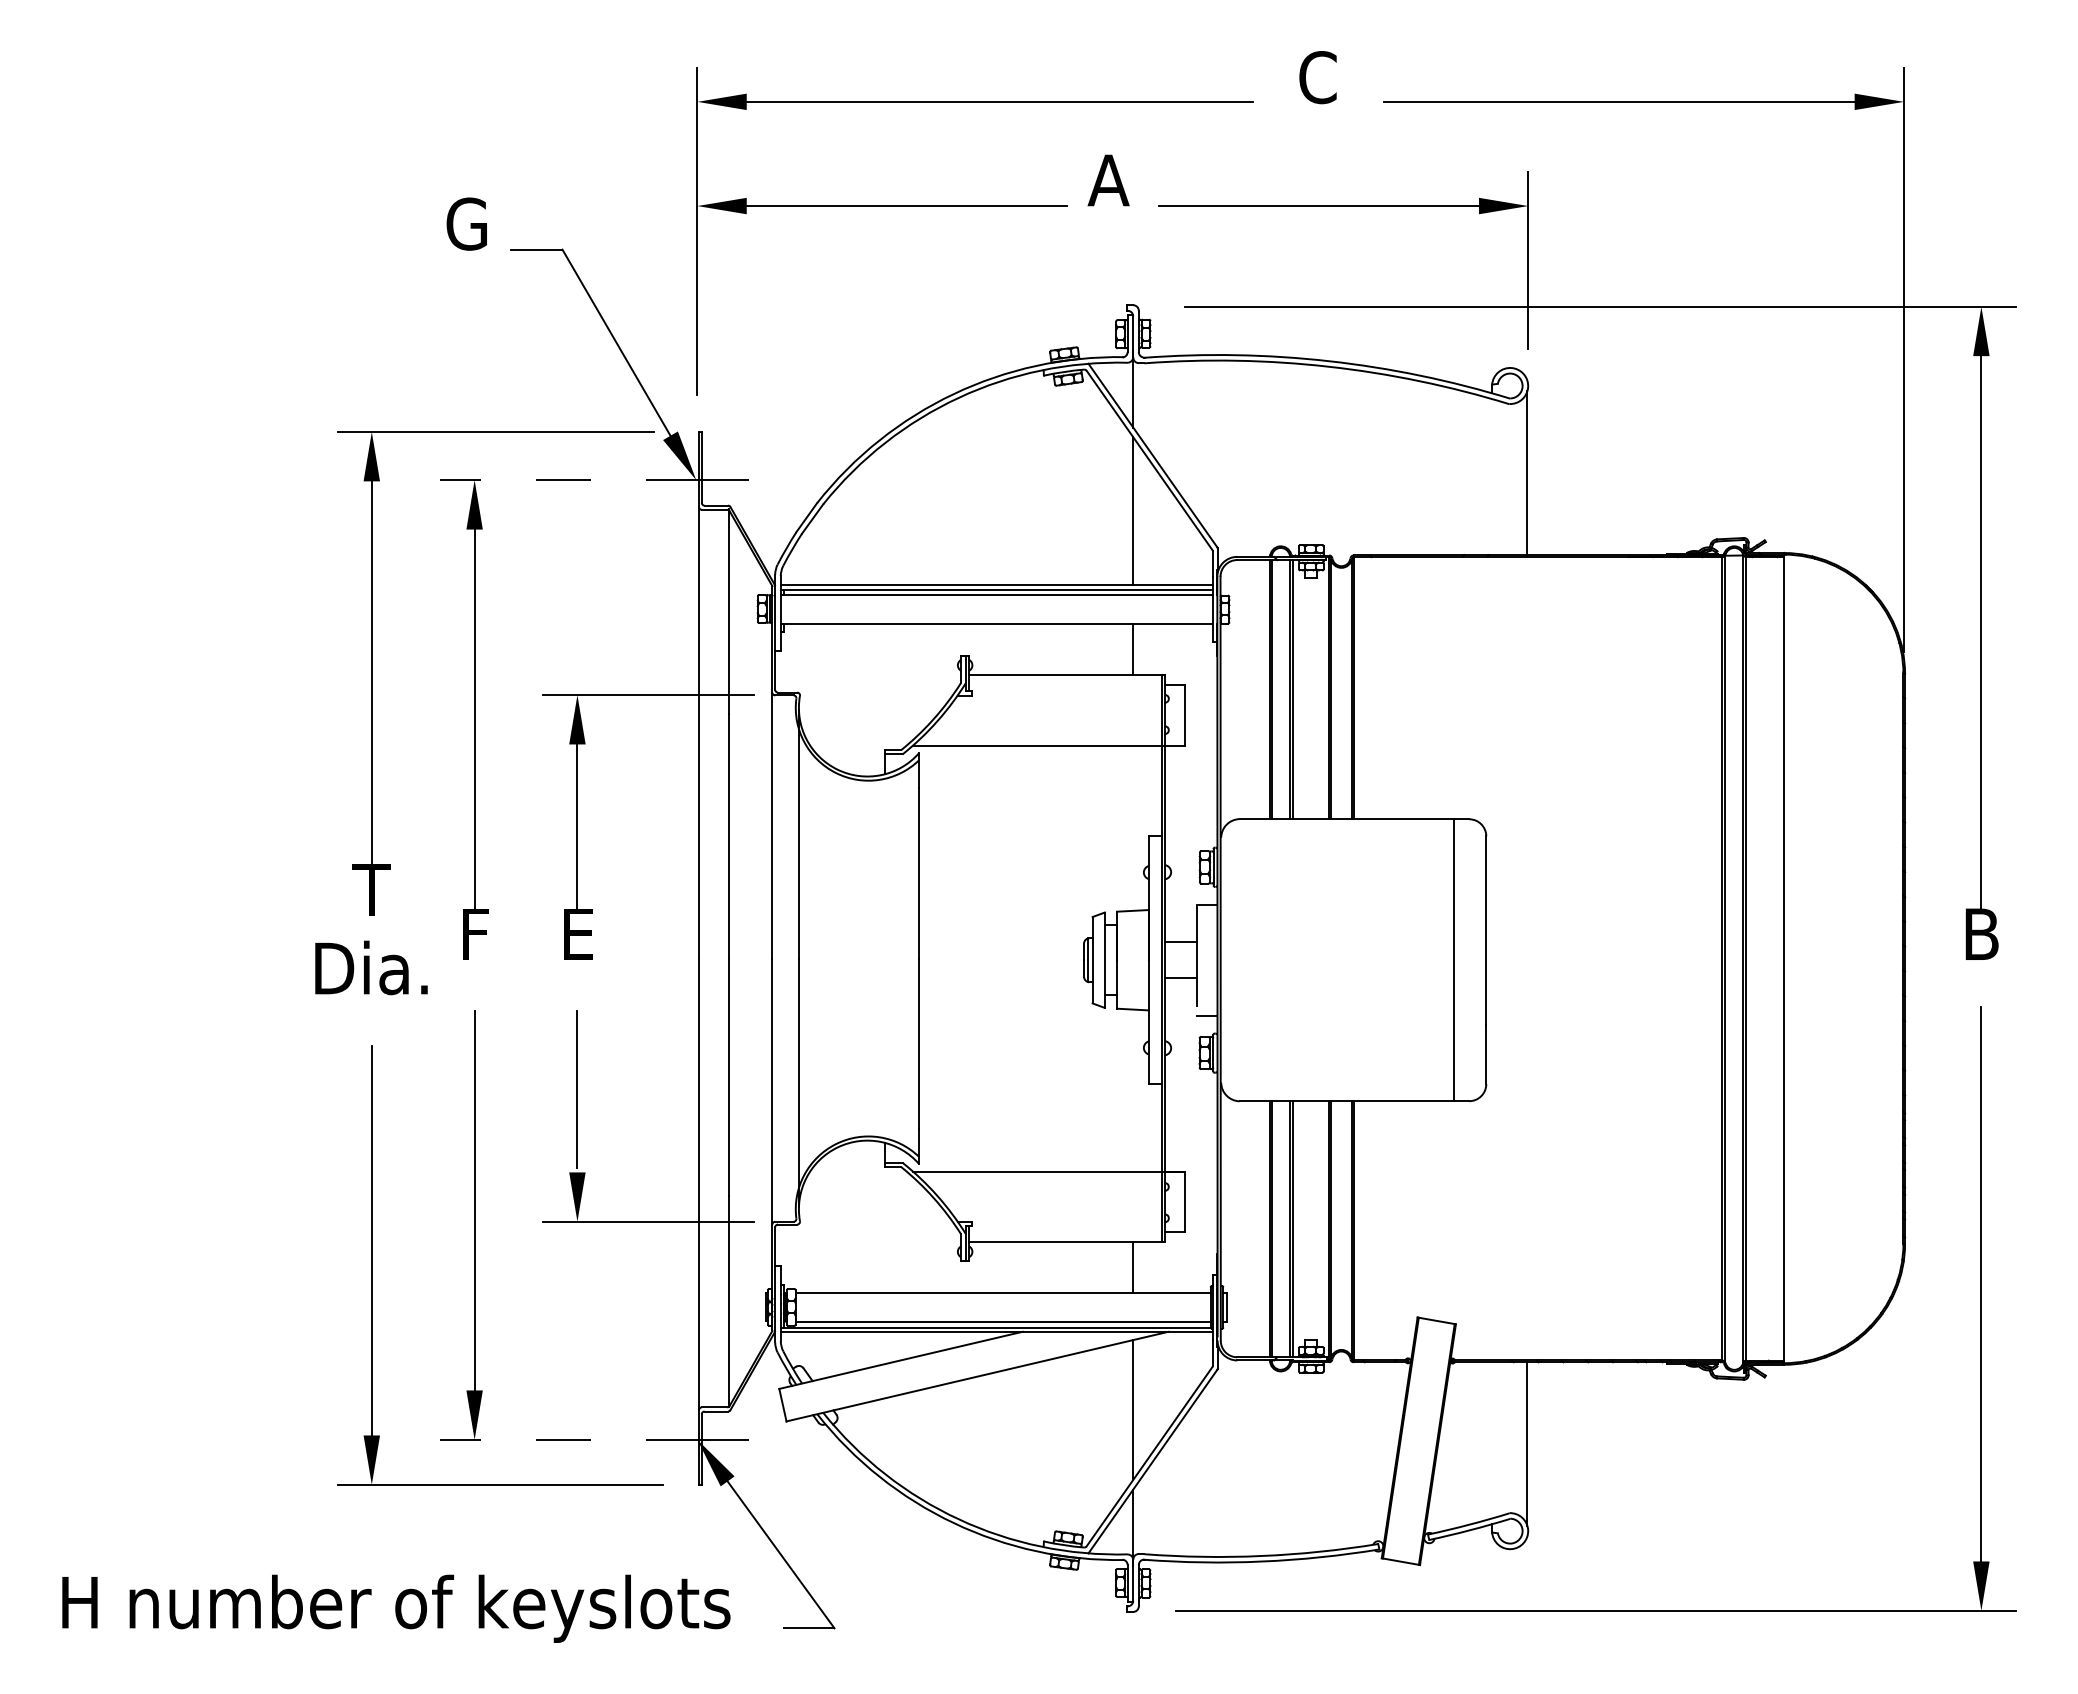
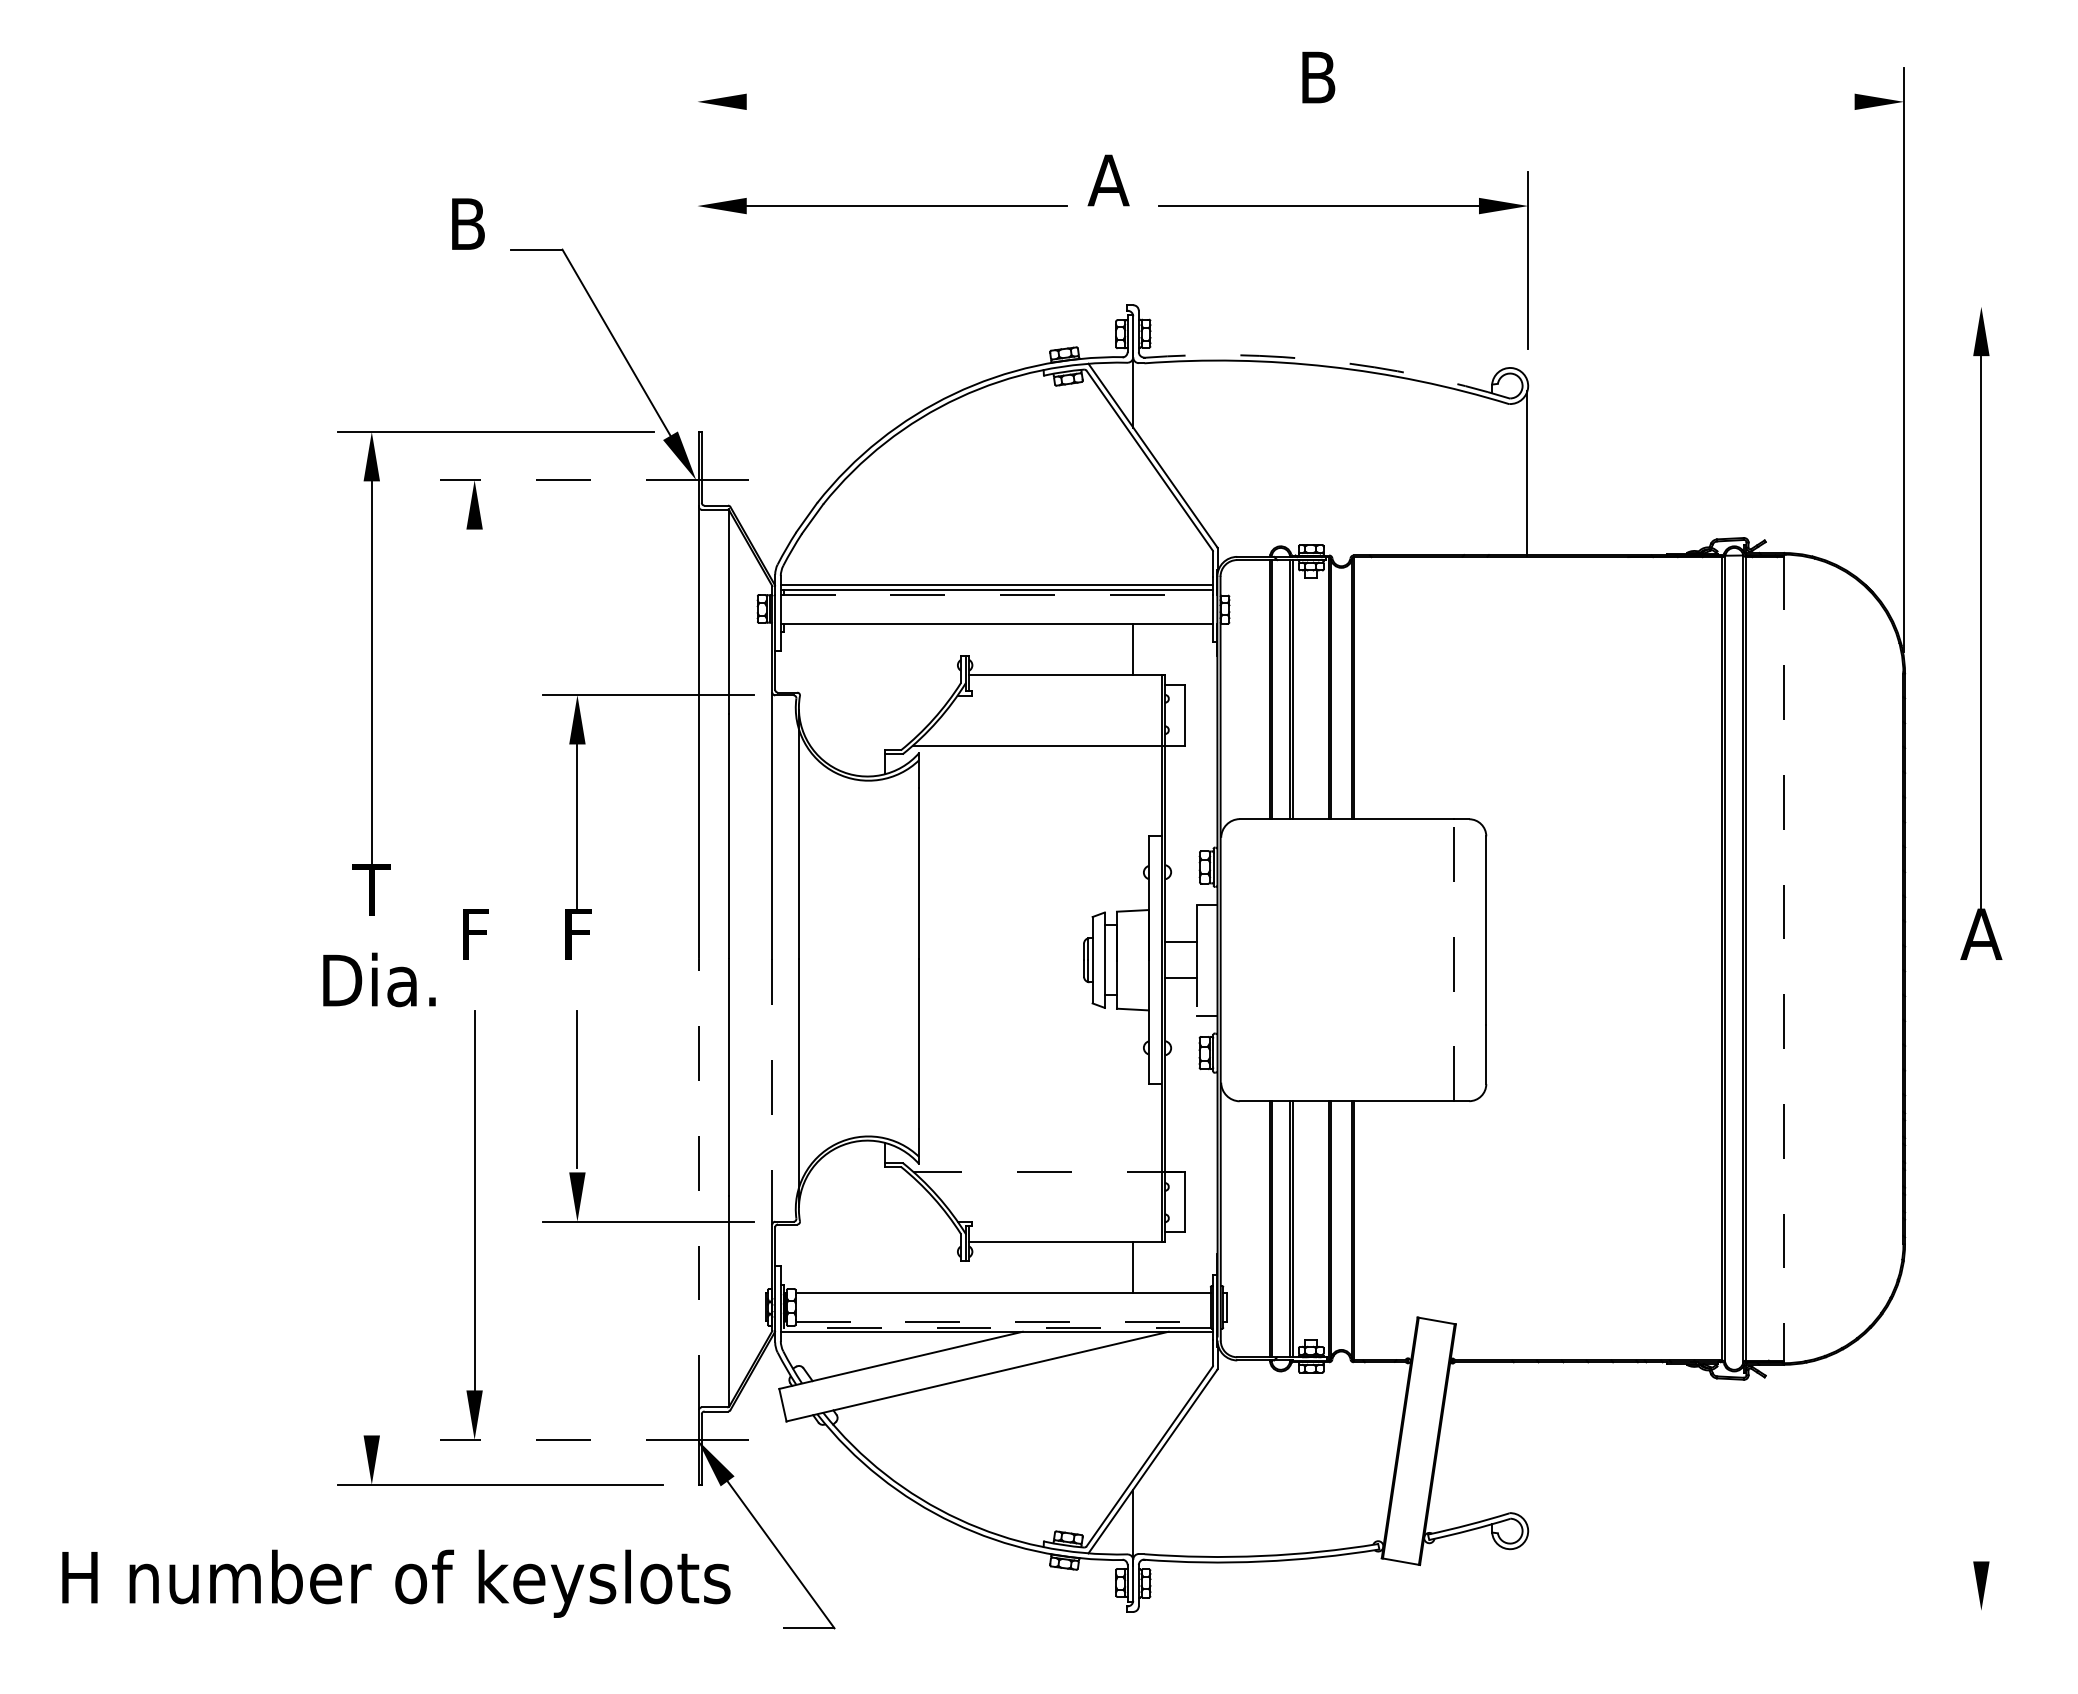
text: C -> B (1317, 77)
line: present -> none (999, 101)
line: present -> none (1618, 101)
text: G -> B (466, 223)
line: present -> none (697, 230)
line: present -> none (1600, 306)
arc: solid -> dashed (1329, 361)
line: present -> none (1133, 511)
line: solid -> dashed (997, 595)
line: present -> none (474, 718)
text: B -> A (1981, 933)
text: E -> F (578, 934)
line: solid -> dashed (1453, 959)
line: solid -> dashed (1784, 959)
text position: (371, 967) -> (379, 979) (379, 979)
line: solid -> dashed (772, 1091)
line: solid -> dashed (1046, 1171)
line: solid -> dashed (699, 1184)
line: present -> none (371, 1243)
line: present -> none (1981, 1285)
line: solid -> dashed (1003, 1321)
line: solid -> dashed (995, 1327)
line: present -> none (1133, 1409)
line: present -> none (1527, 1444)
text position: (396, 1608) -> (396, 1583) (396, 1583)
line: present -> none (1595, 1610)
